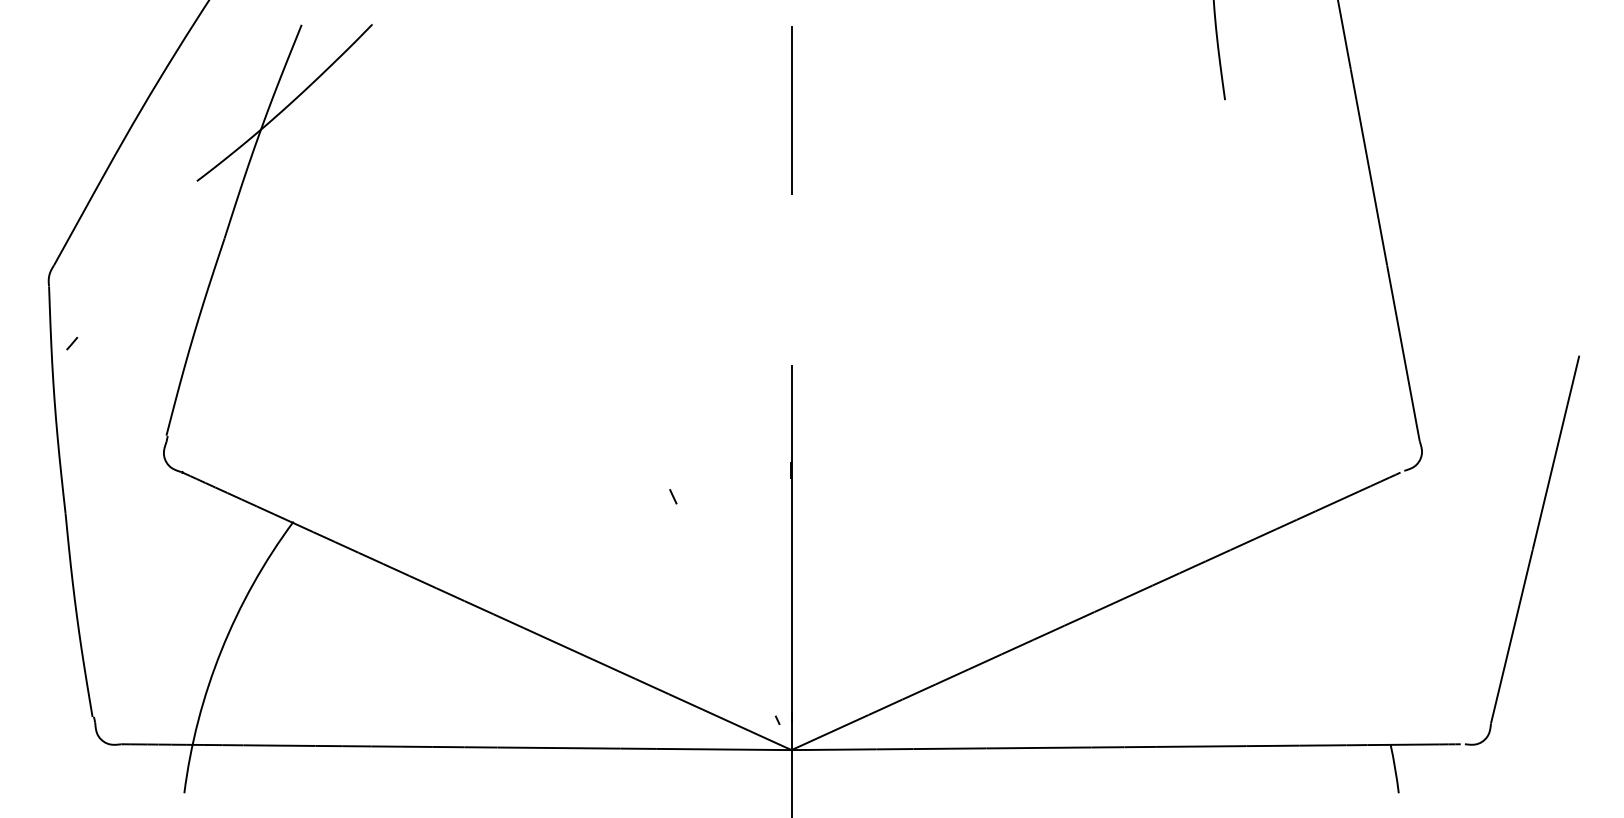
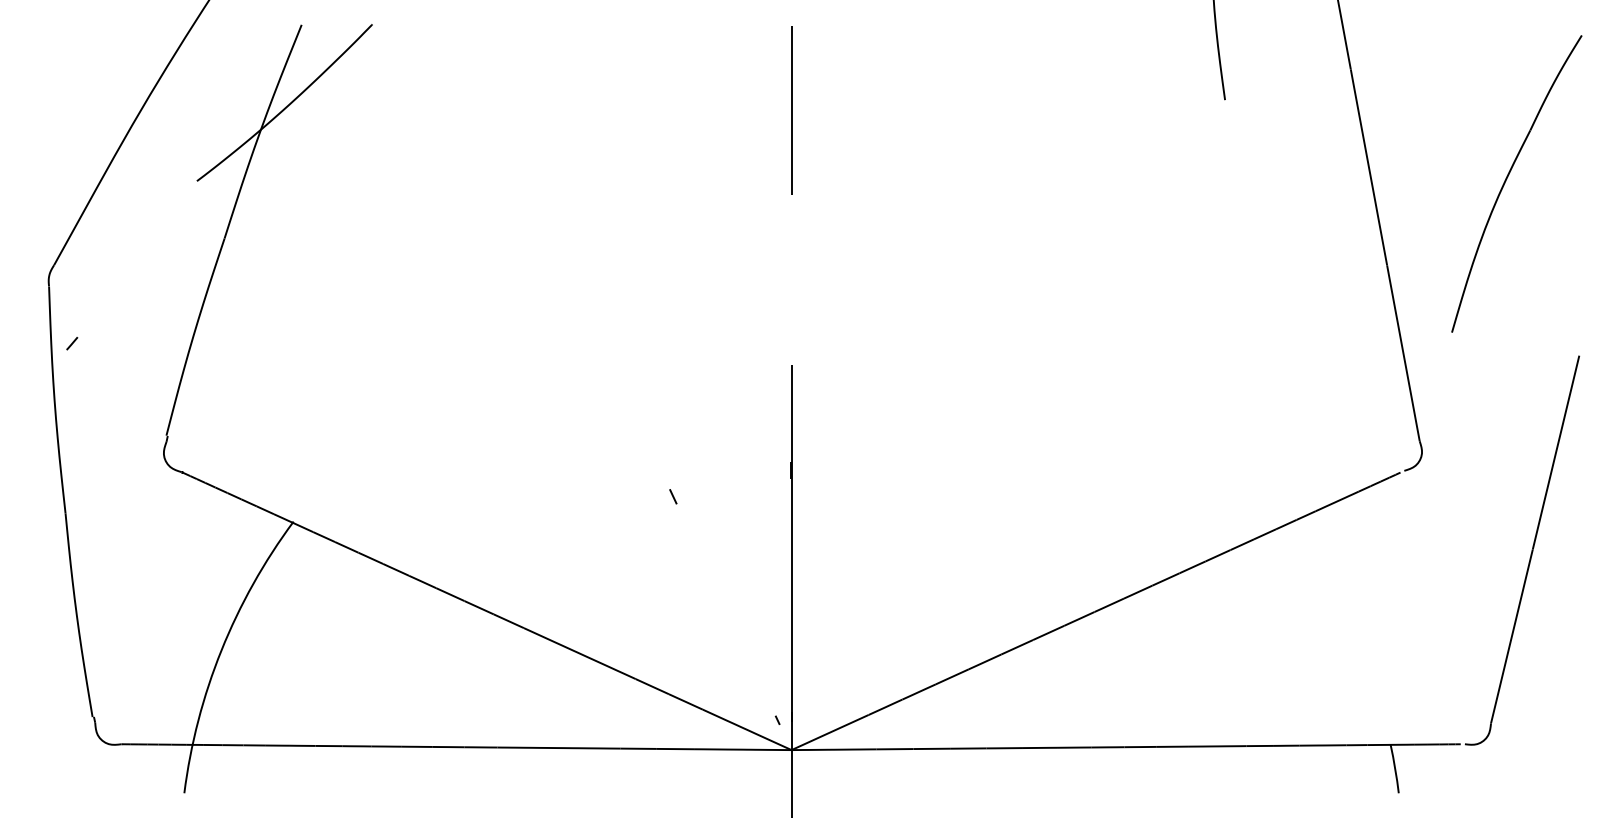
part: none -> present (1507, 179)
